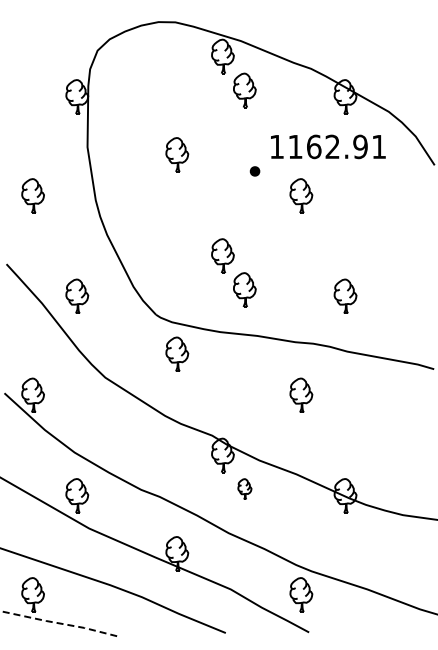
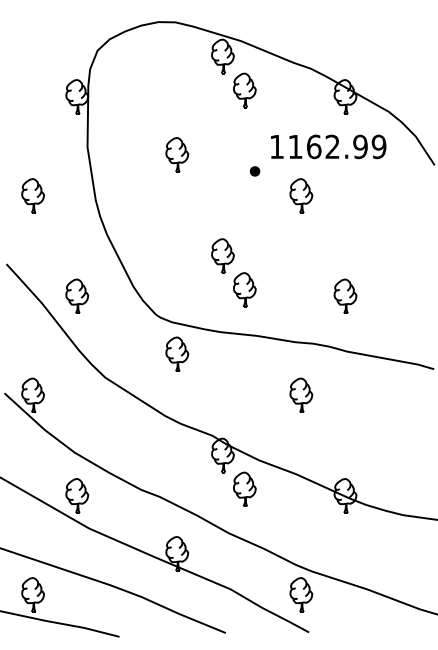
text: 1162.91 -> 1162.99 (378, 146)
part size: 16x22 px -> 24x36 px (244, 488)
line: dashed -> solid (60, 623)
